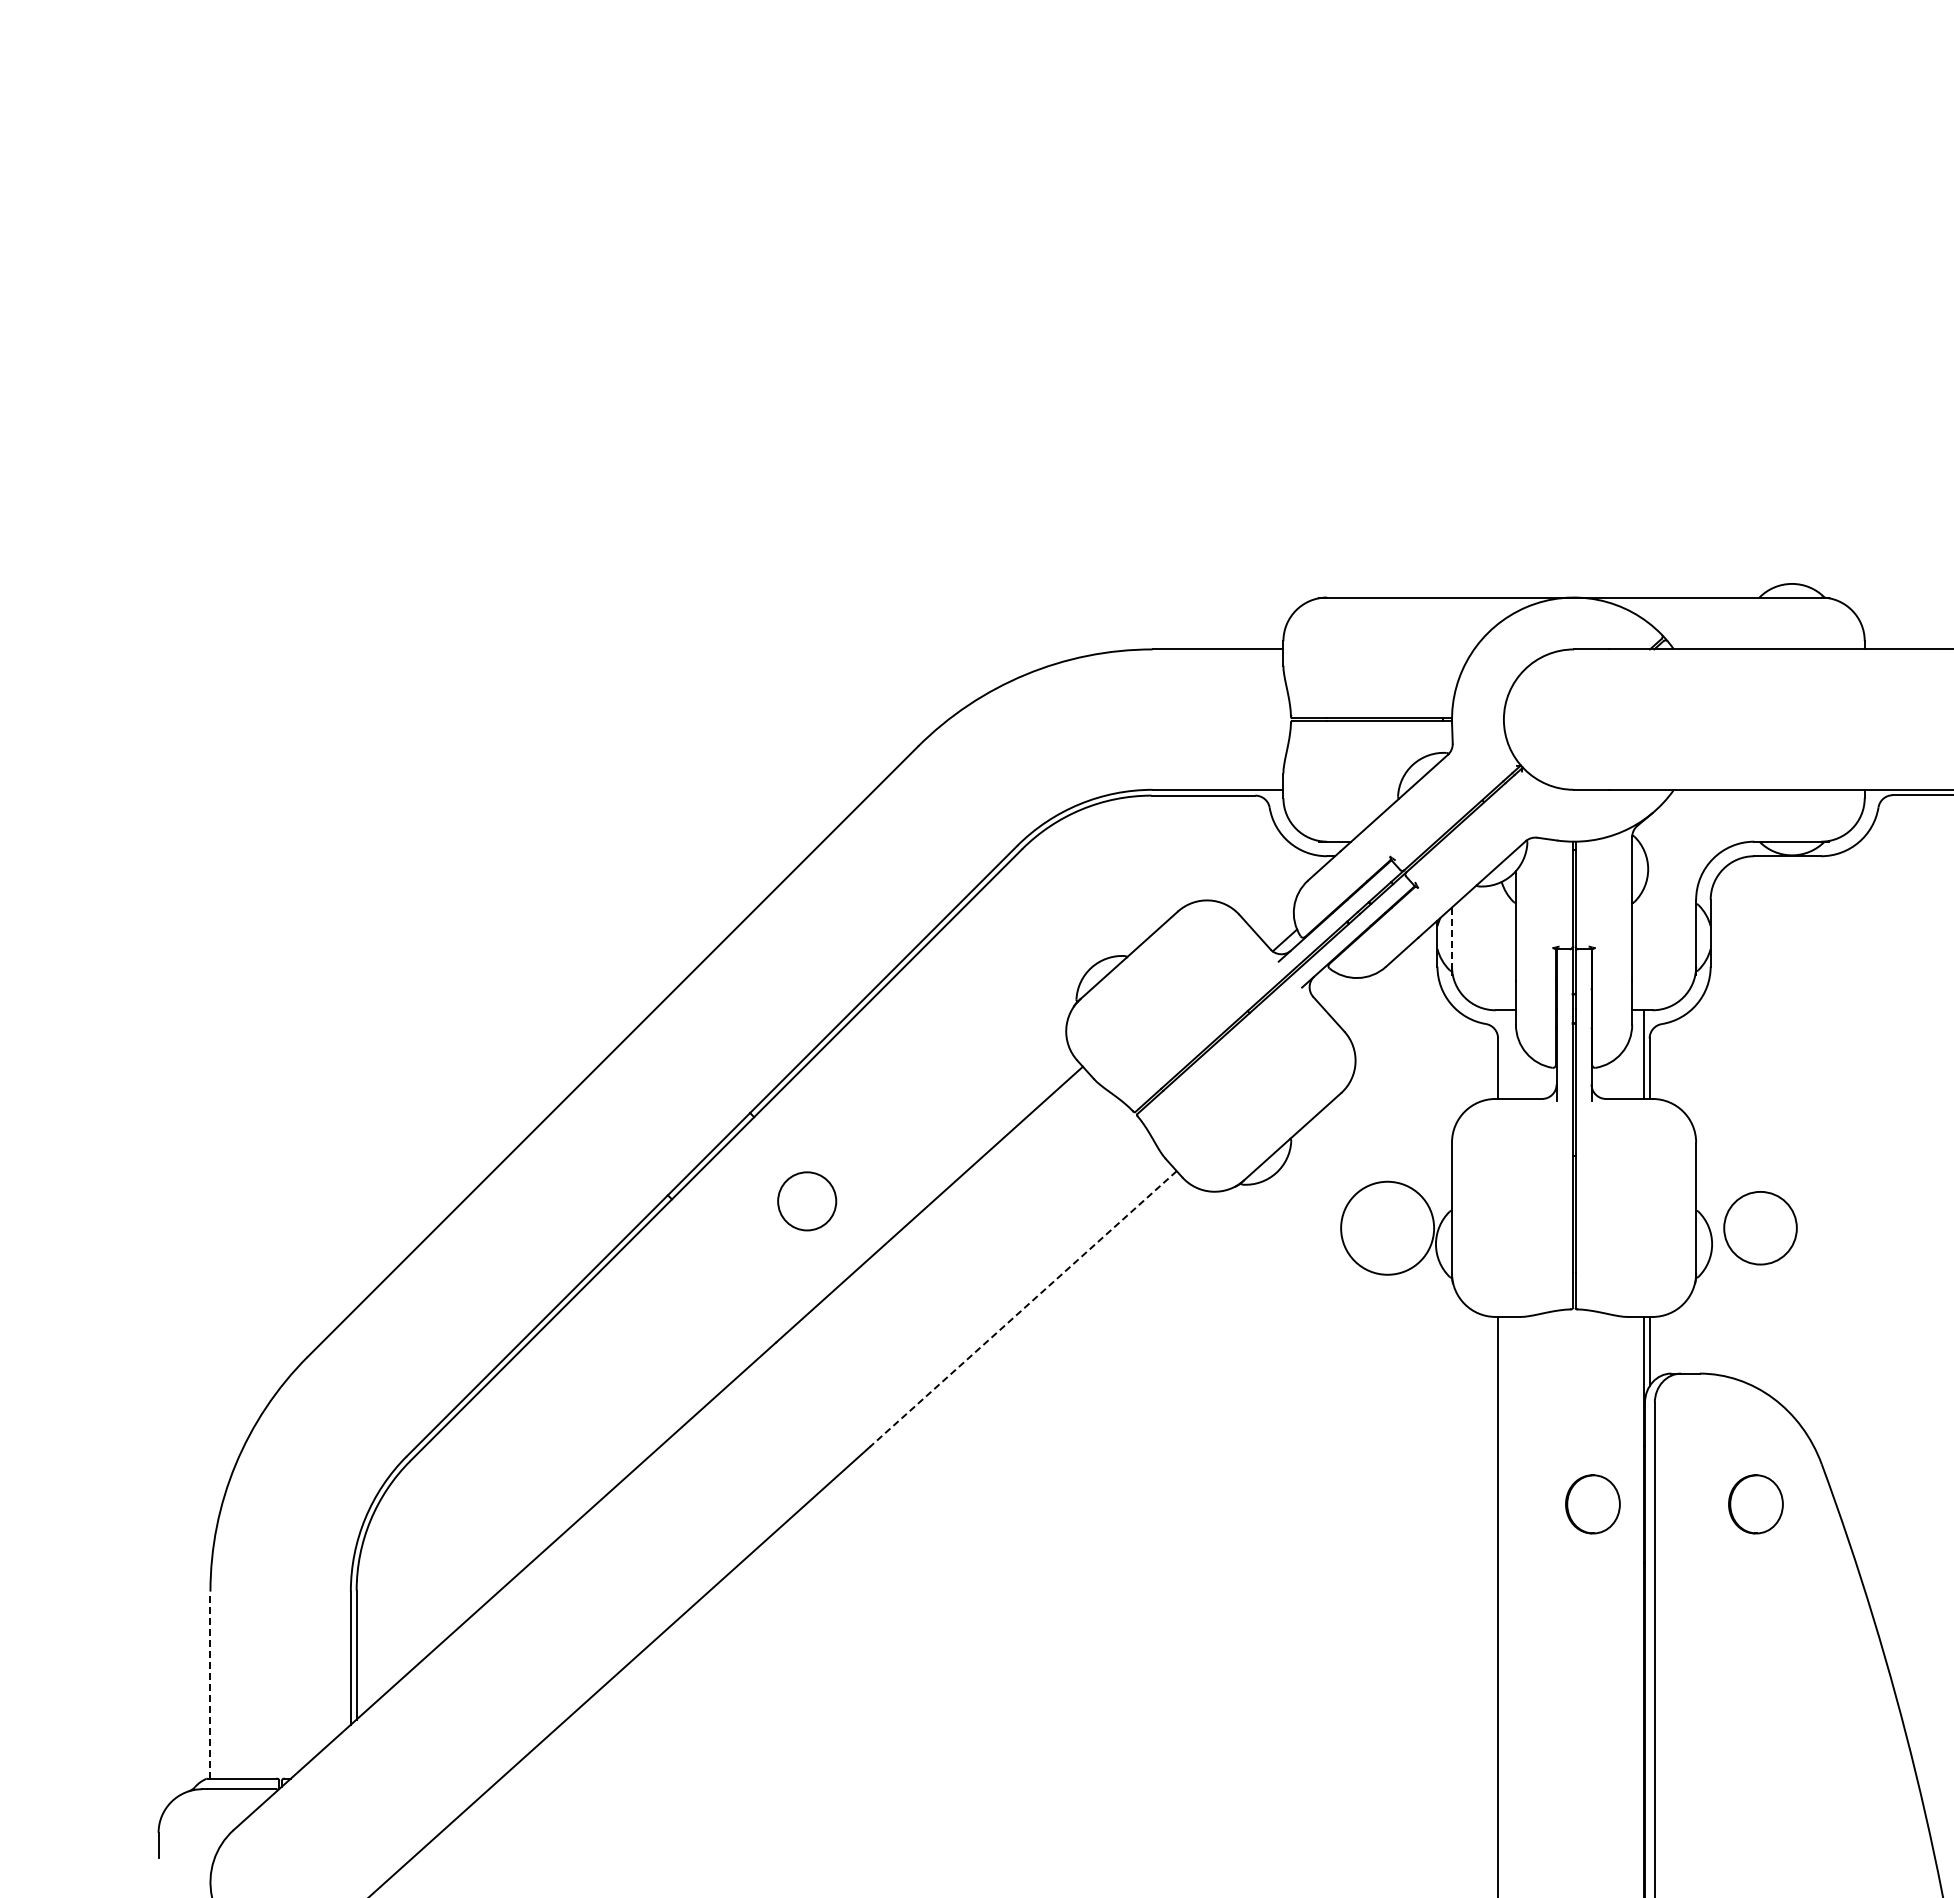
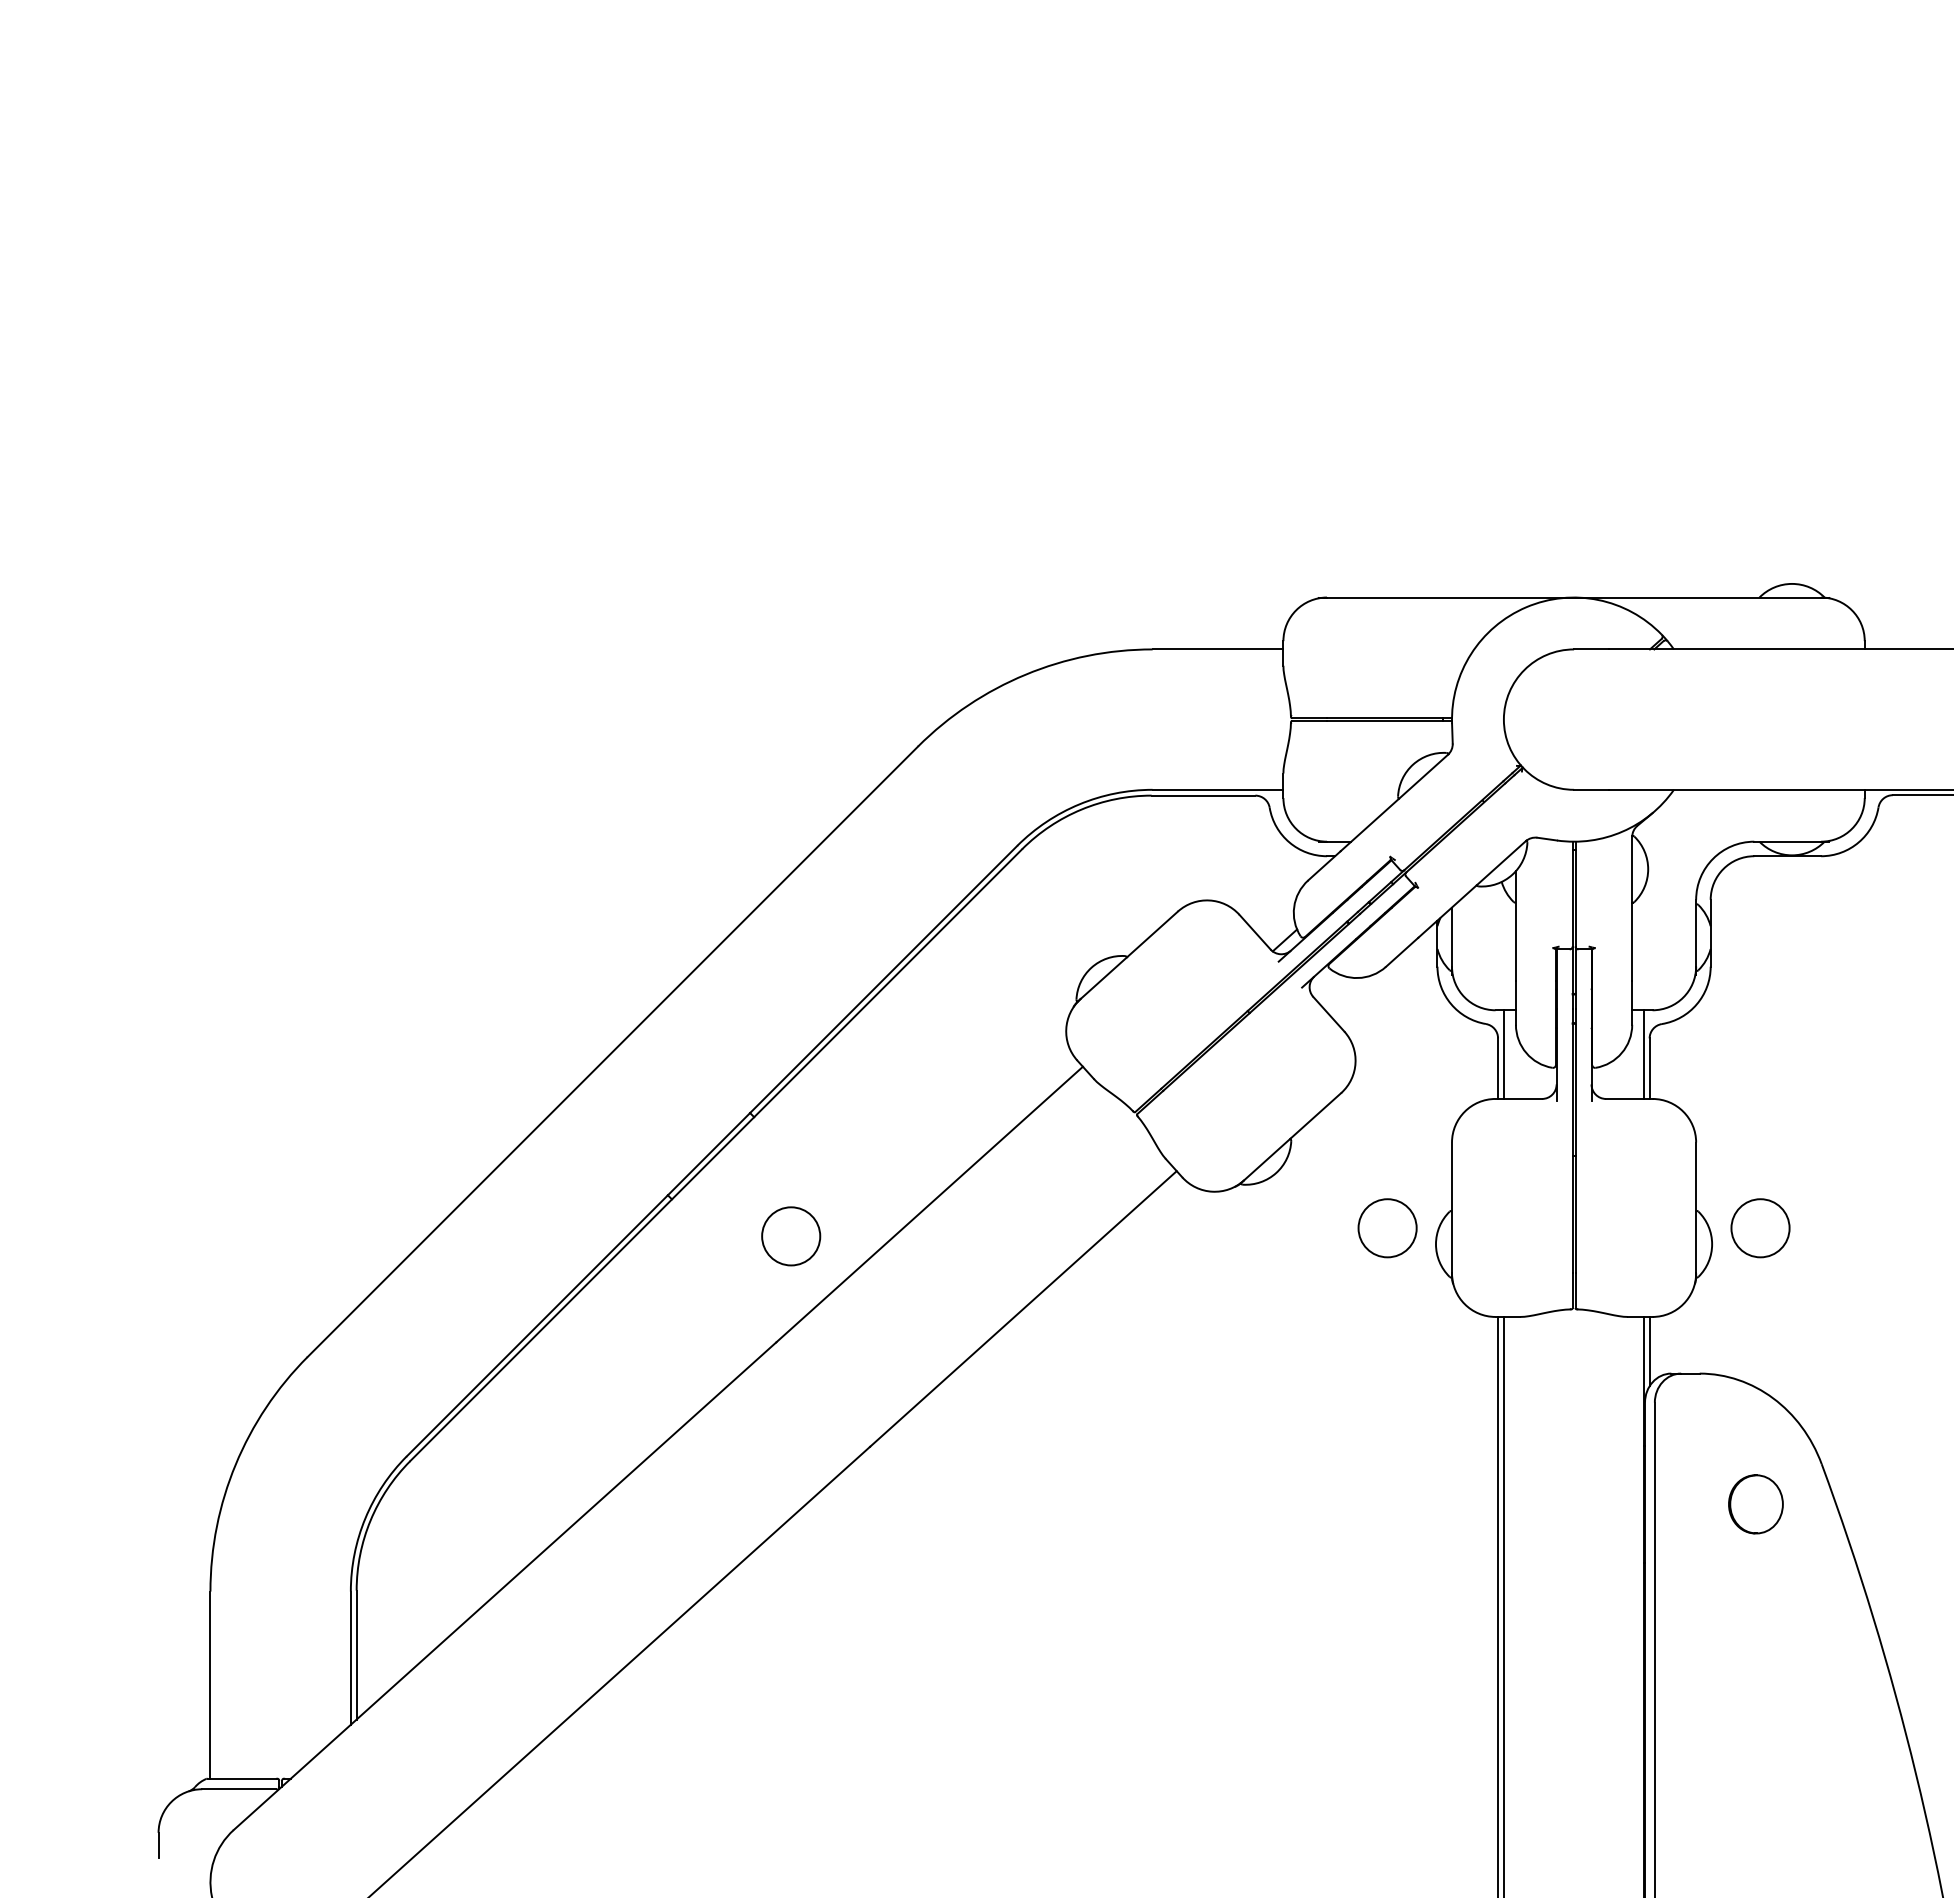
line: dashed -> solid (1452, 937)
line: none -> present (1503, 1054)
circle position: (807, 1201) -> (791, 1236) (791, 1236)
circle diameter: 93 px -> 58 px (1387, 1228)
circle size: 75x75 px -> 61x61 px (1760, 1228)
line: dashed -> solid (1023, 1309)
part: present -> none (1592, 1504)
line: none -> present (1503, 1605)
line: dashed -> solid (210, 1685)
